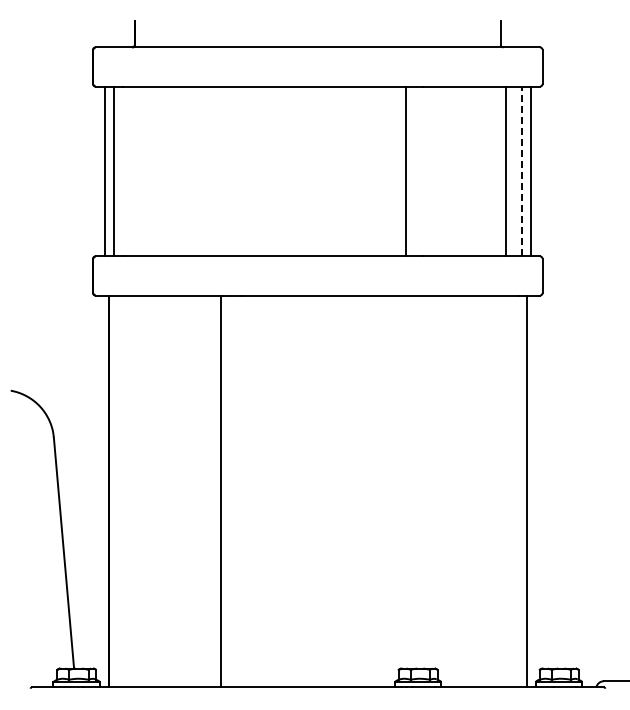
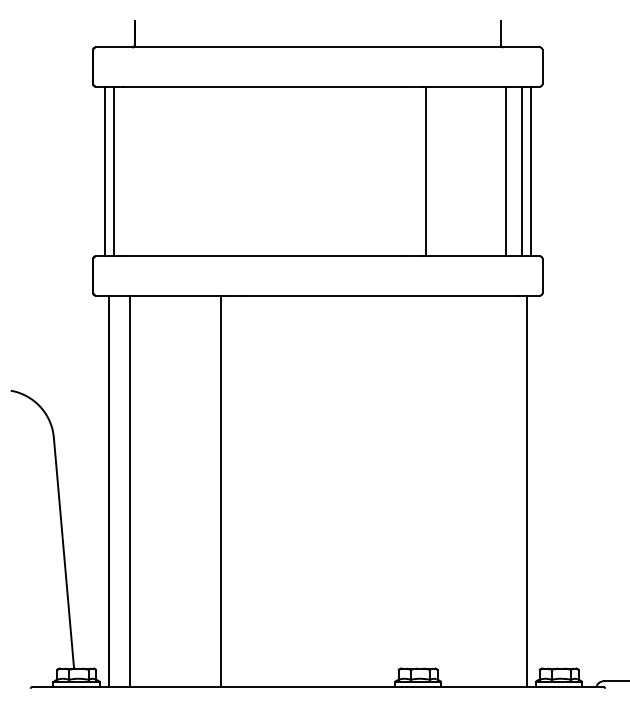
line position: (406, 171) -> (426, 171) (426, 171)
line: dashed -> solid (522, 171)
line: none -> present (129, 491)
